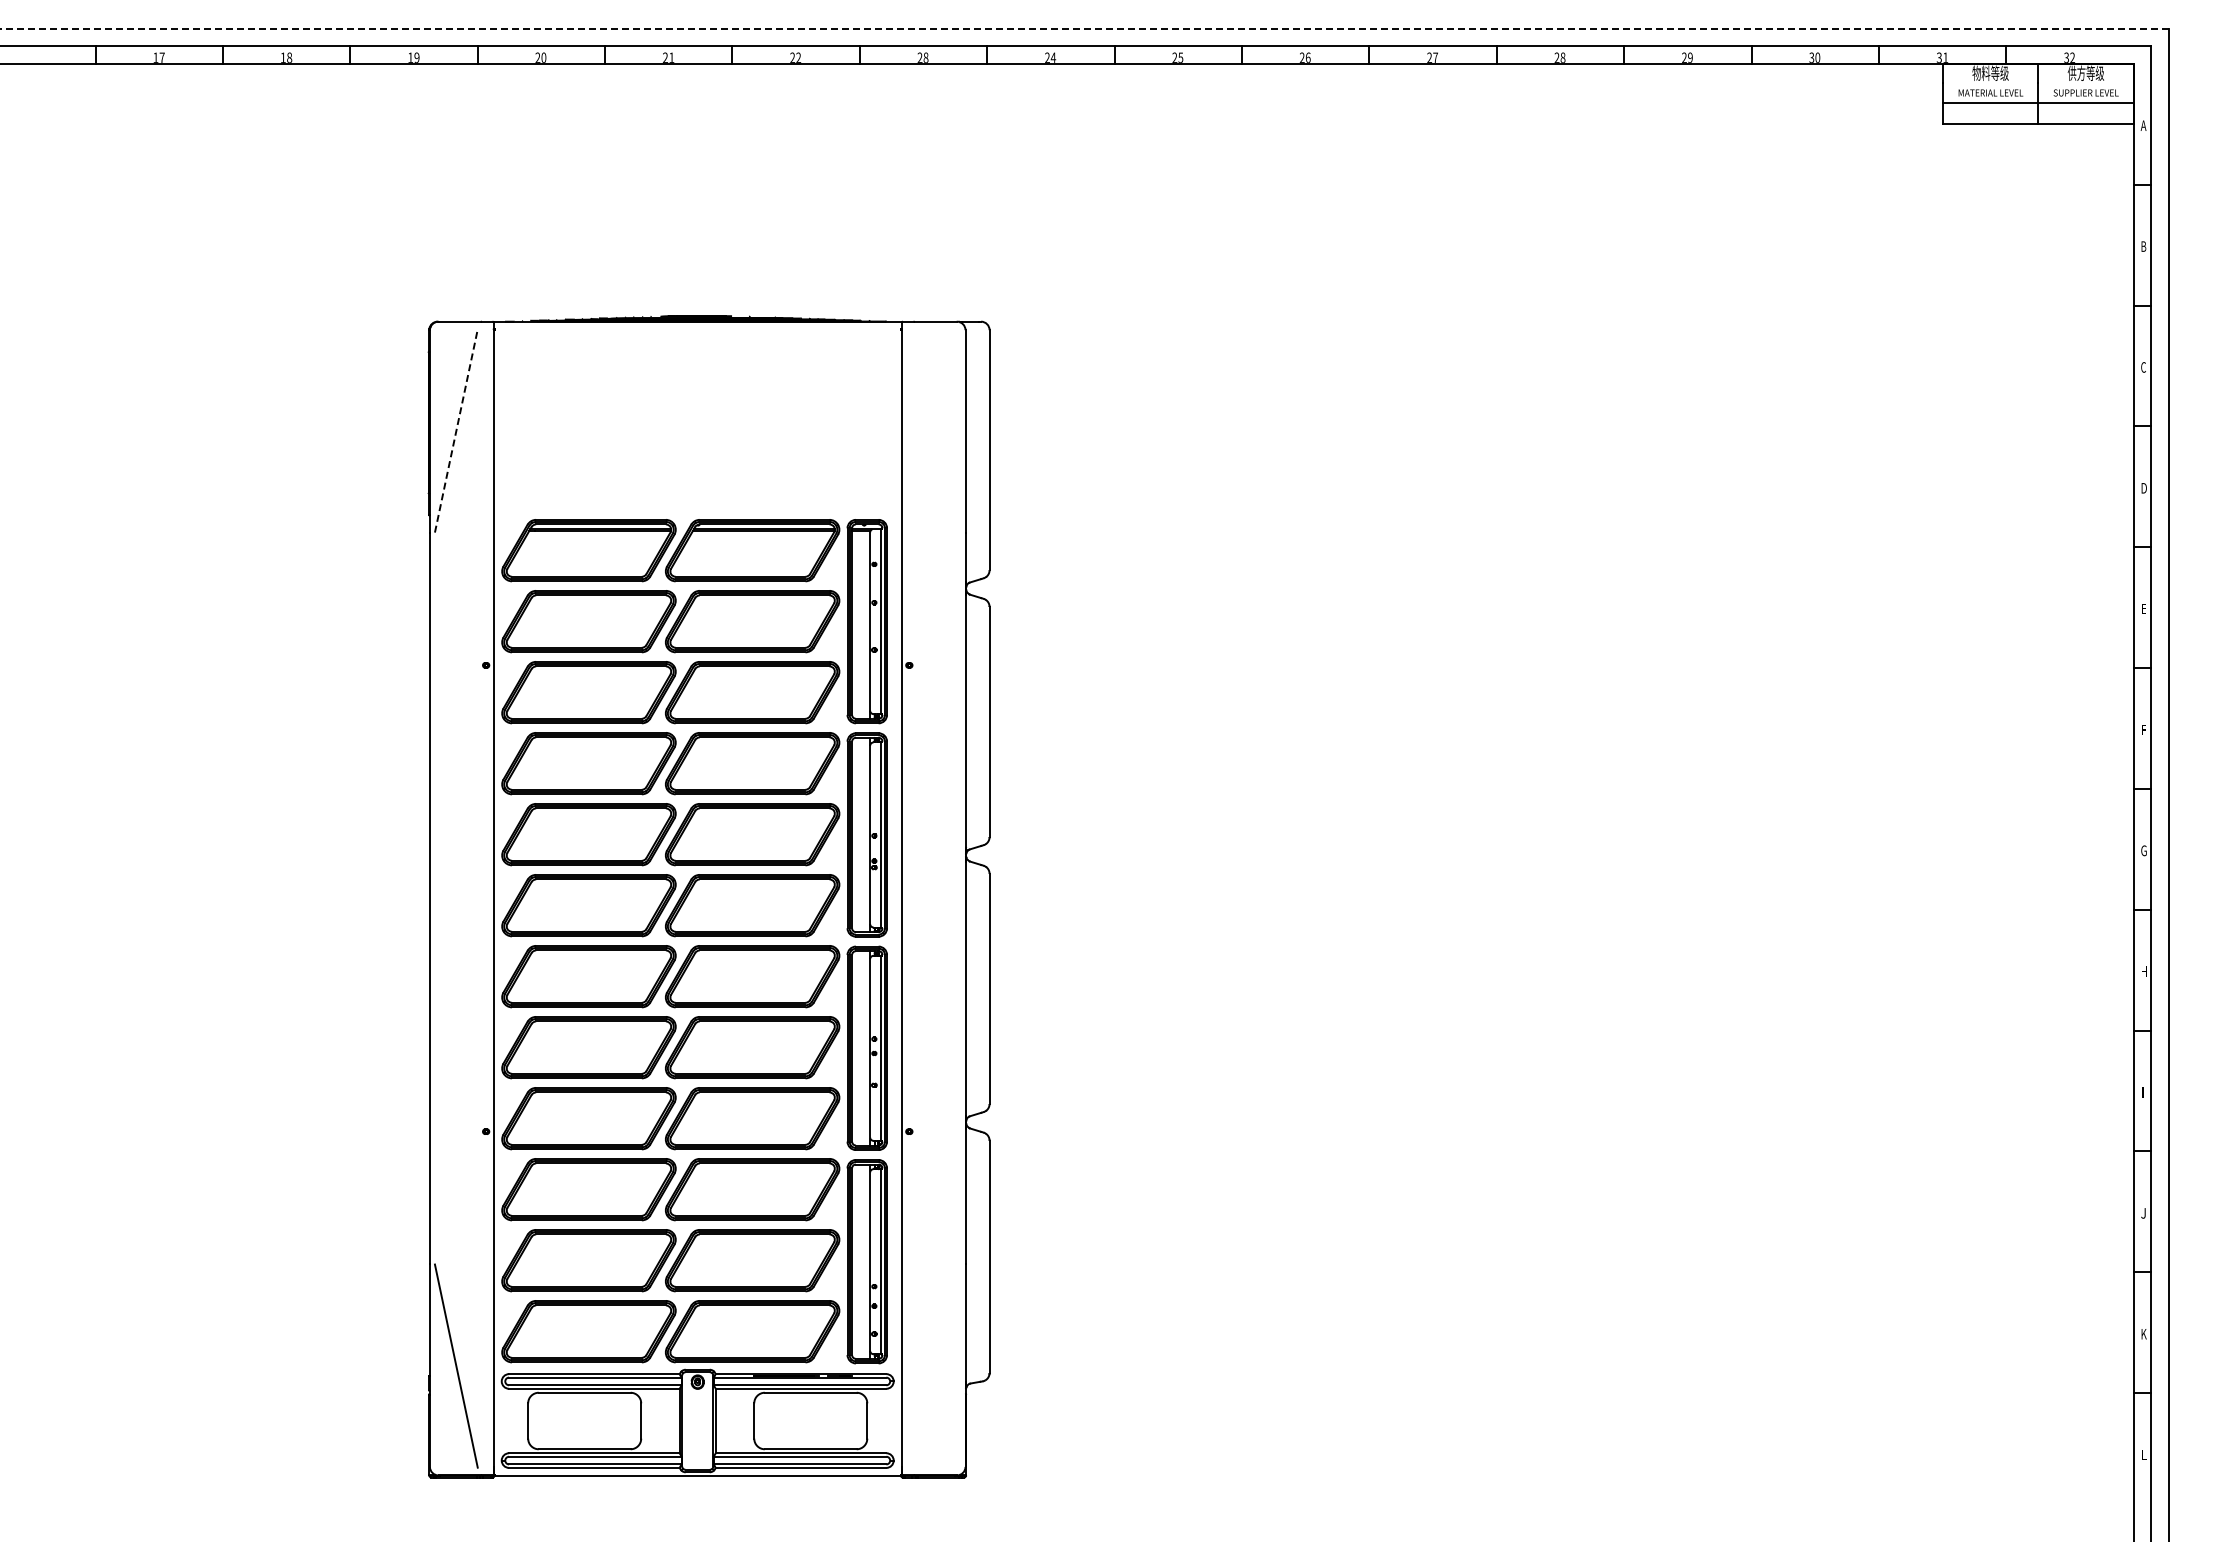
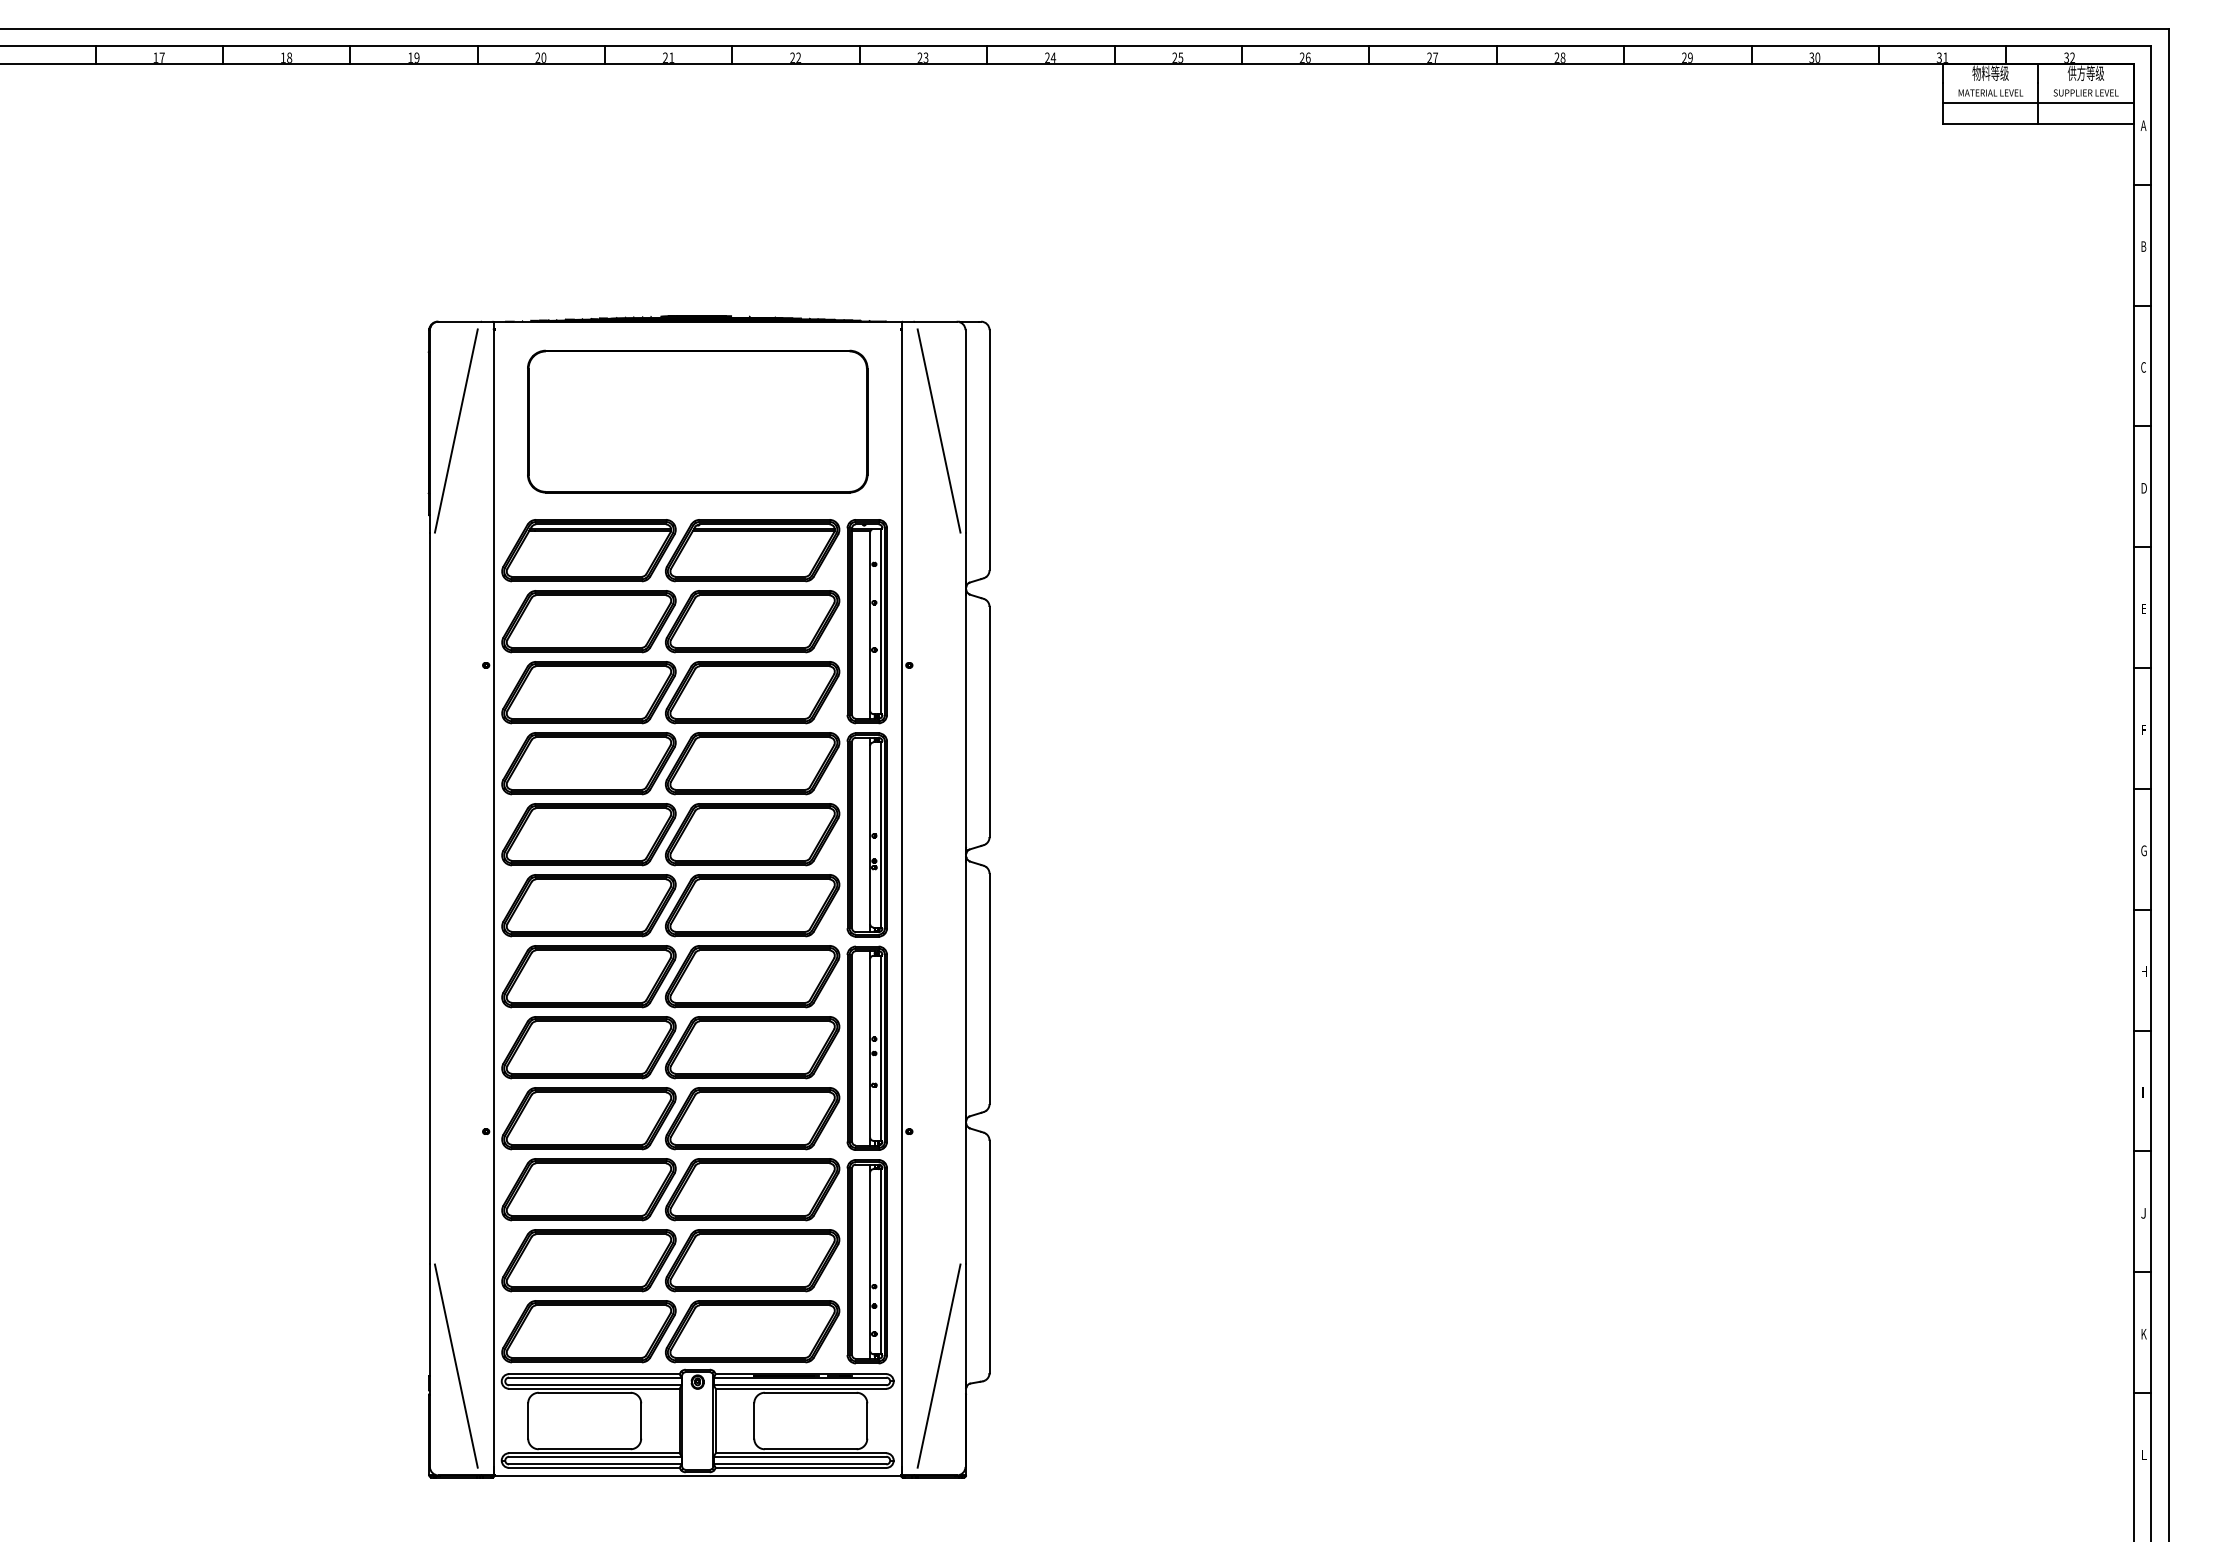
line: dashed -> solid (1084, 28)
text: 28 -> 23 (925, 57)
part: none -> present (697, 421)
line: none -> present (938, 430)
line: dashed -> solid (456, 431)
line: none -> present (938, 1365)
